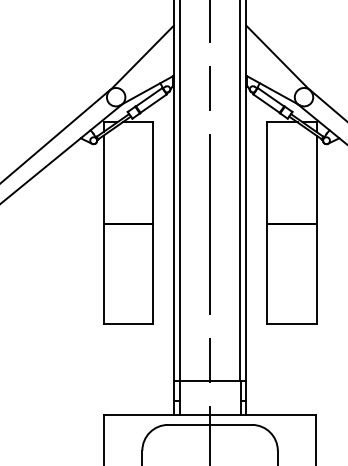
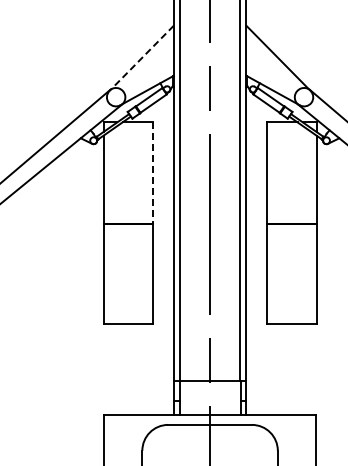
line: solid -> dashed (141, 58)
line: solid -> dashed (153, 173)
